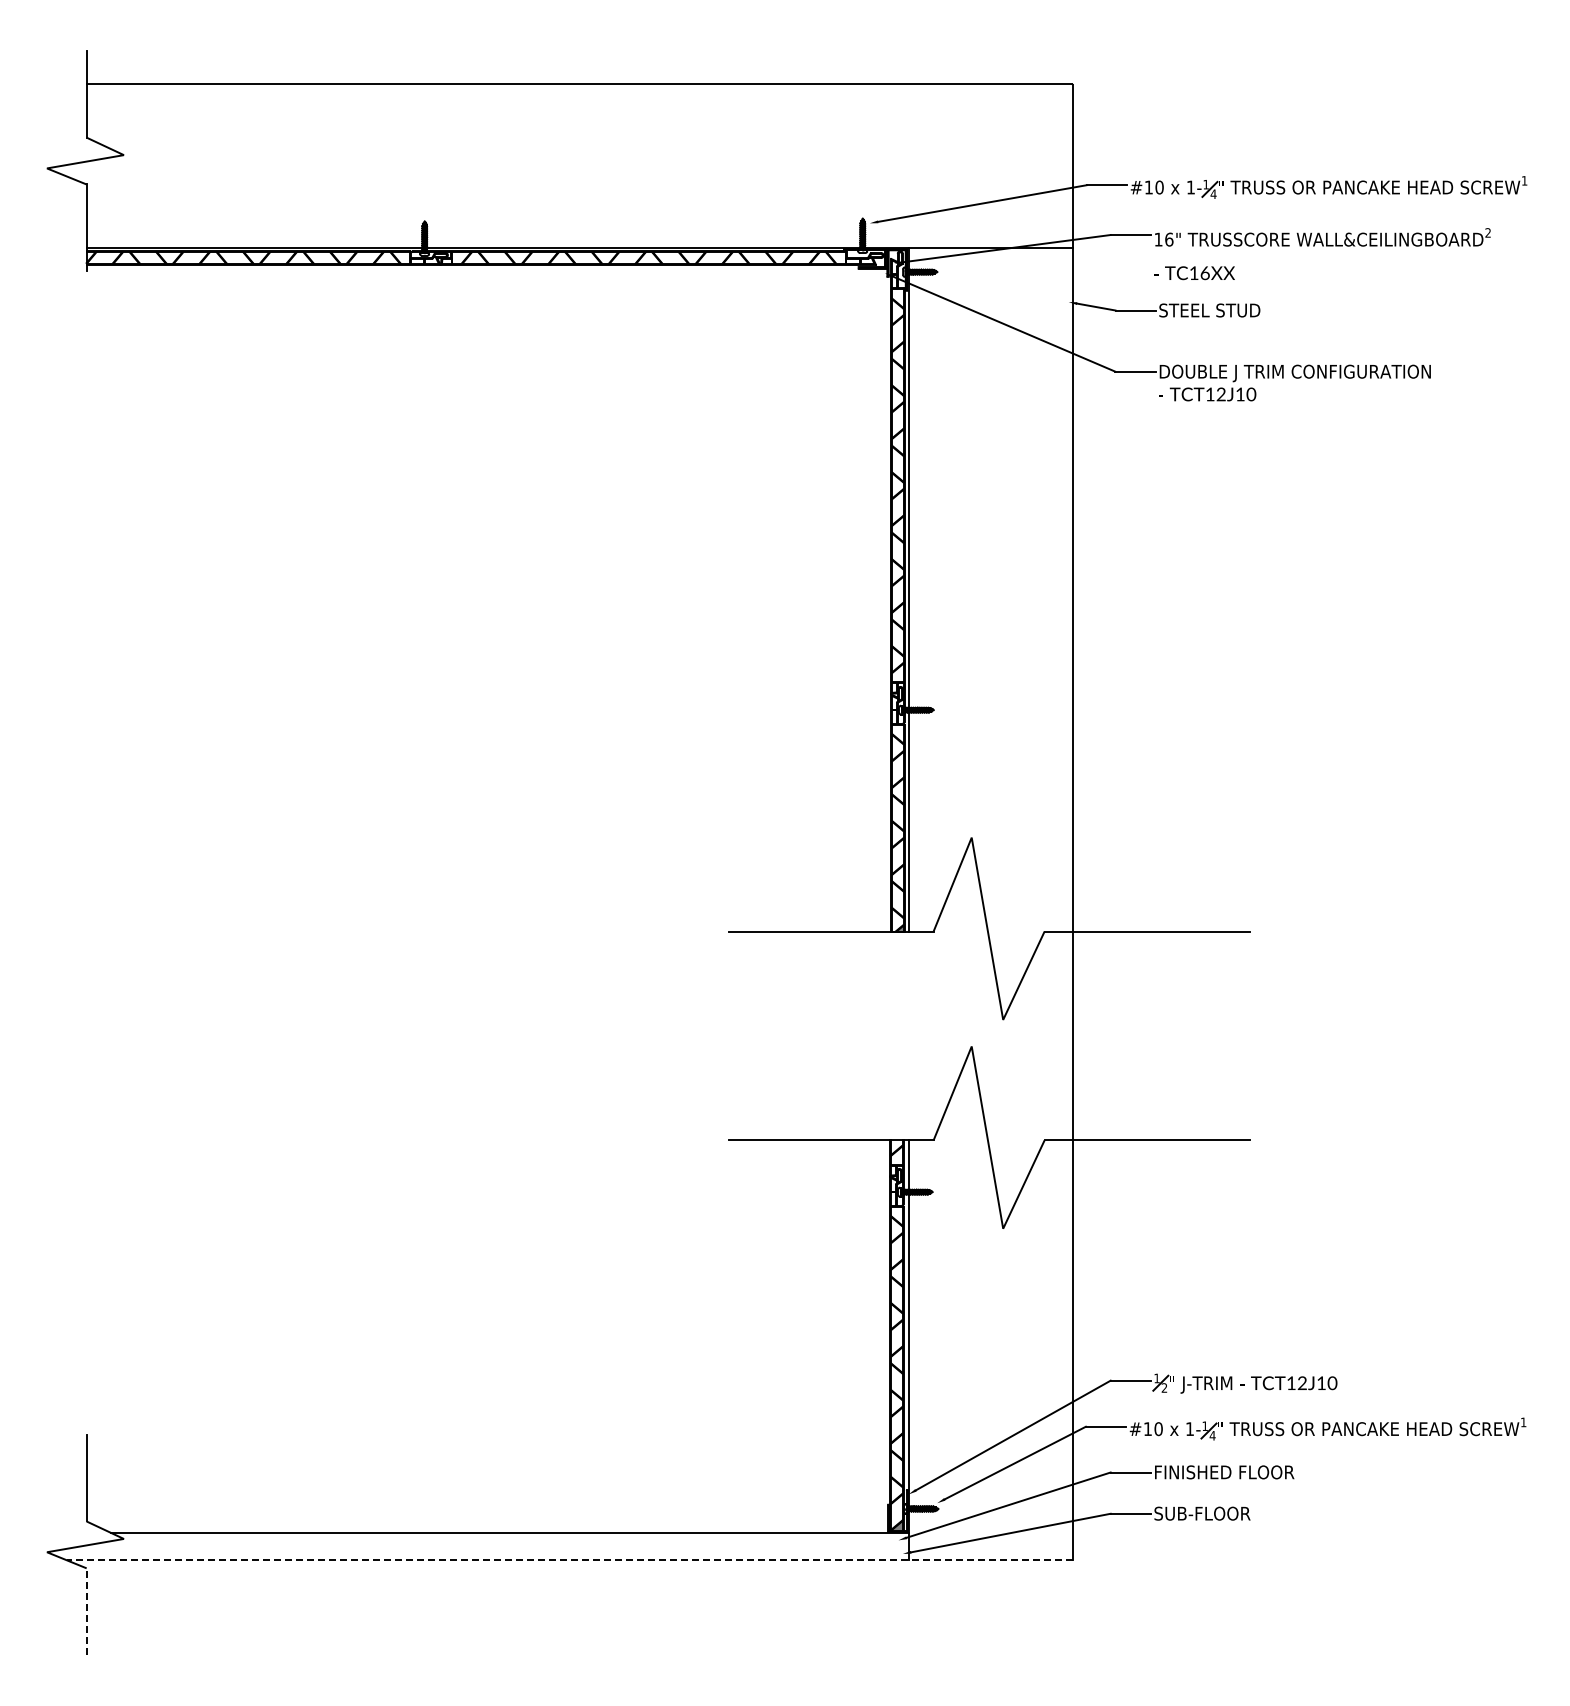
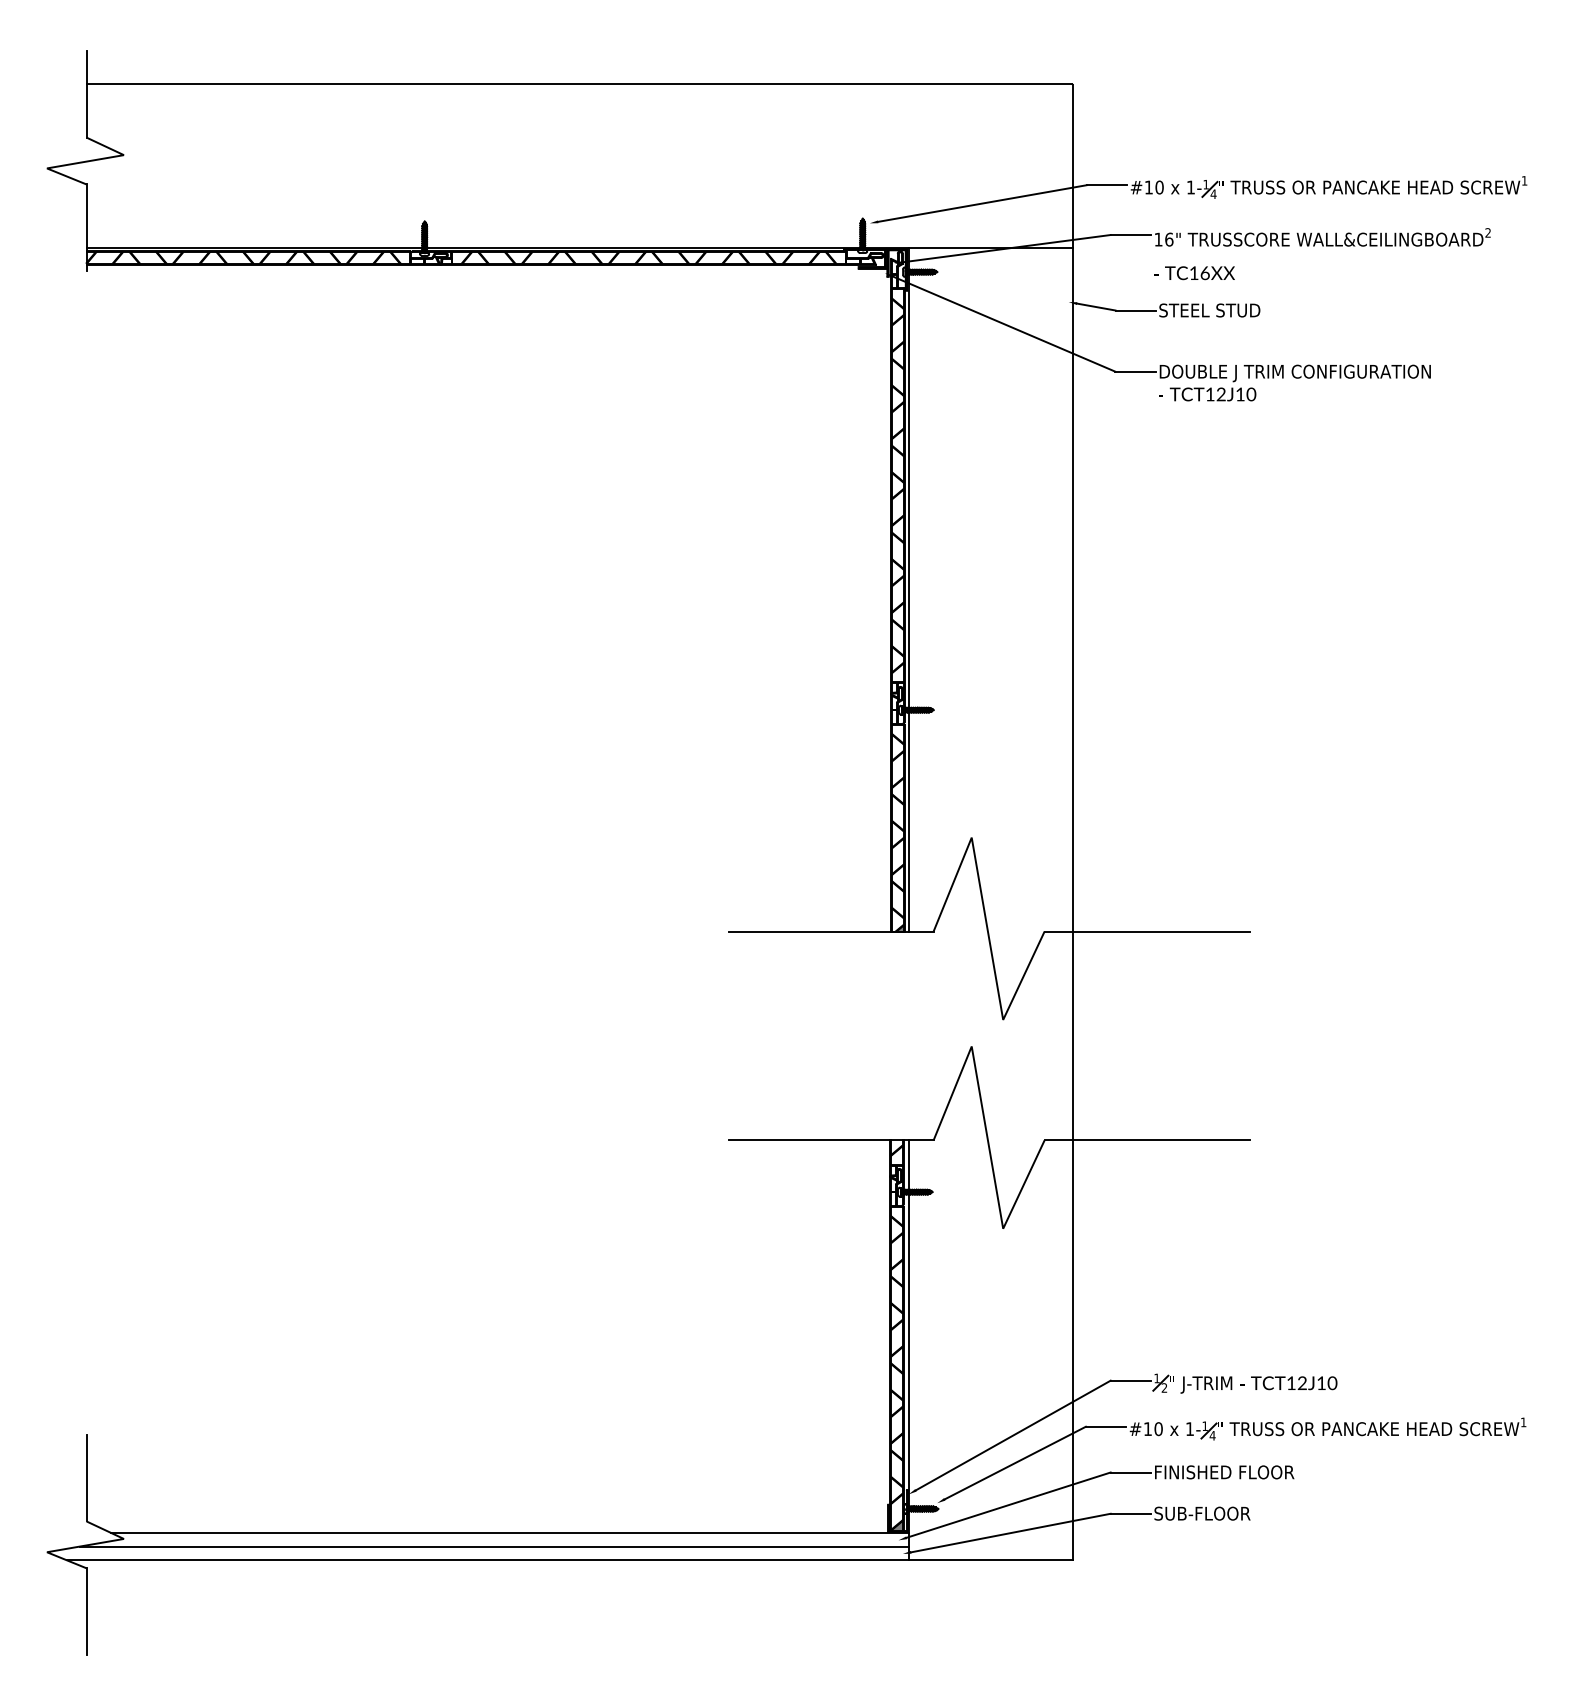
line: none -> present (494, 1546)
line: dashed -> solid (569, 1560)
line: dashed -> solid (86, 1611)
